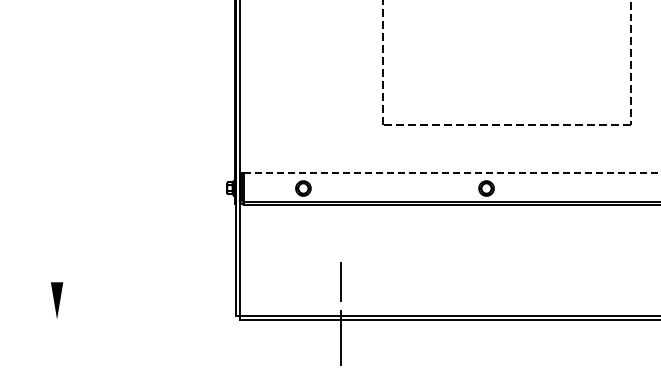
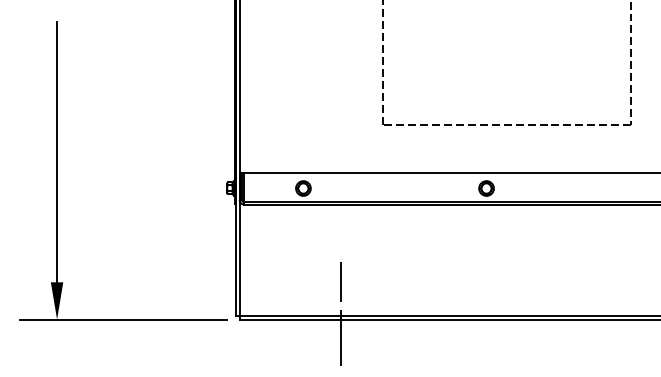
line: none -> present (57, 151)
line: dashed -> solid (451, 172)
line: none -> present (122, 319)
